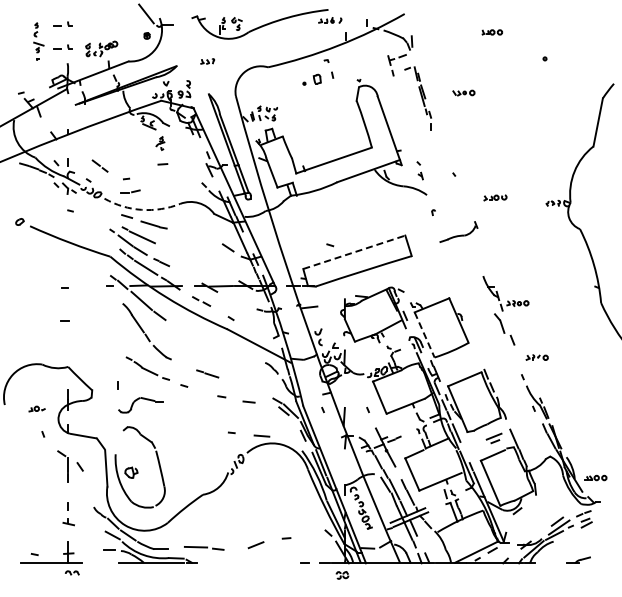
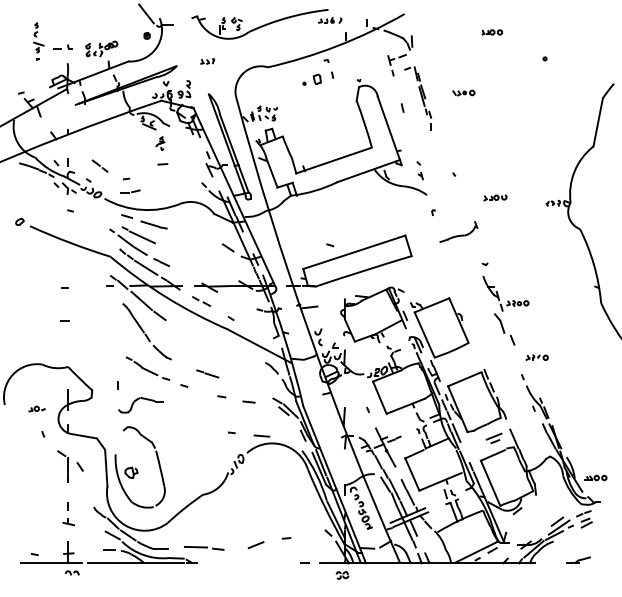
part: present -> none (62, 23)
line: none -> present (402, 107)
arc: dashed -> solid (141, 209)
line: dashed -> solid (354, 252)
part: none -> present (484, 263)
line: dashed -> solid (424, 334)
line: present -> none (322, 409)
line: none -> present (101, 562)
